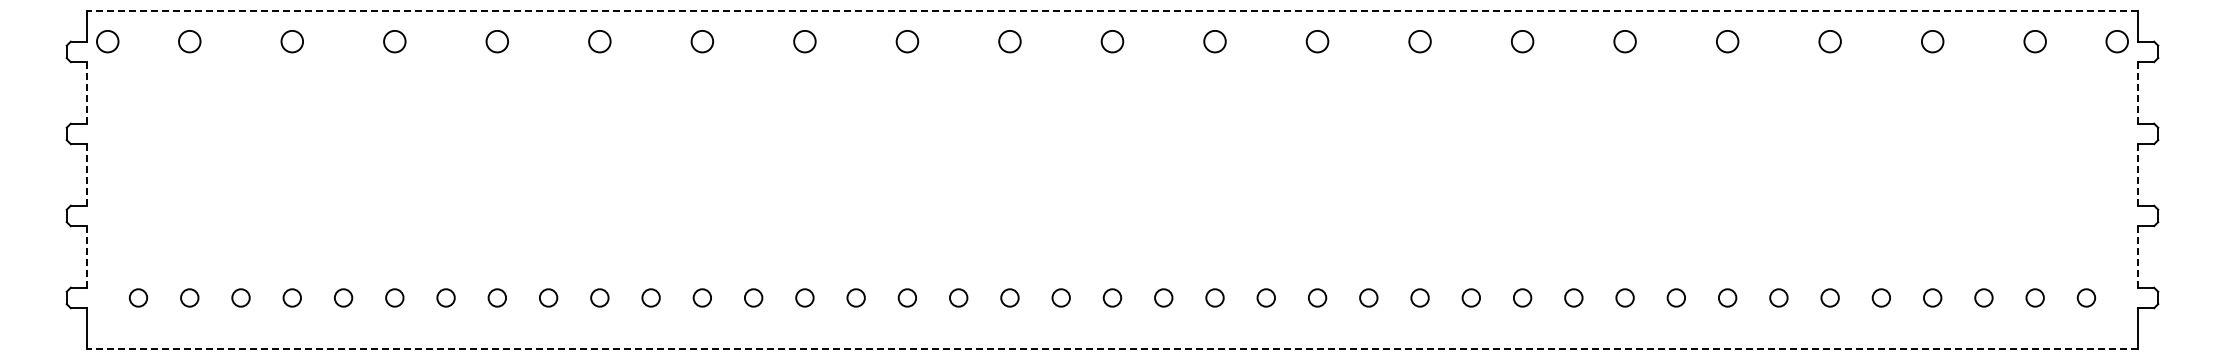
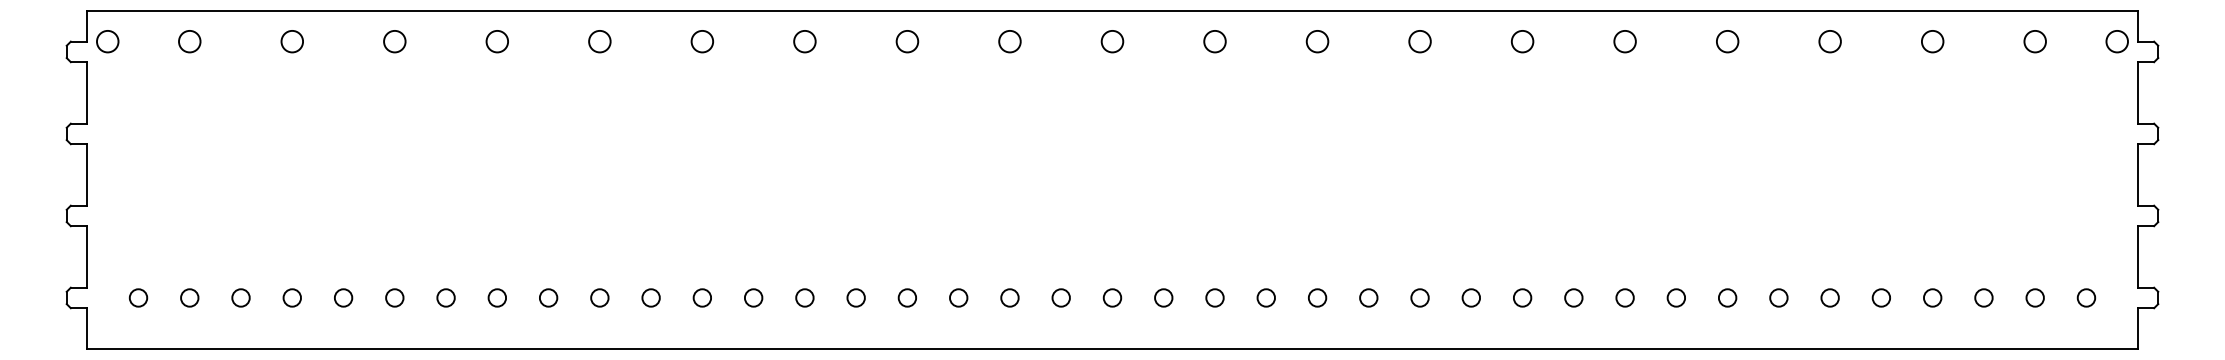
line: dashed -> solid (1112, 10)
line: dashed -> solid (87, 92)
line: dashed -> solid (2137, 92)
line: dashed -> solid (87, 174)
line: dashed -> solid (2137, 174)
line: dashed -> solid (87, 256)
line: dashed -> solid (2137, 256)
line: dashed -> solid (1112, 349)
